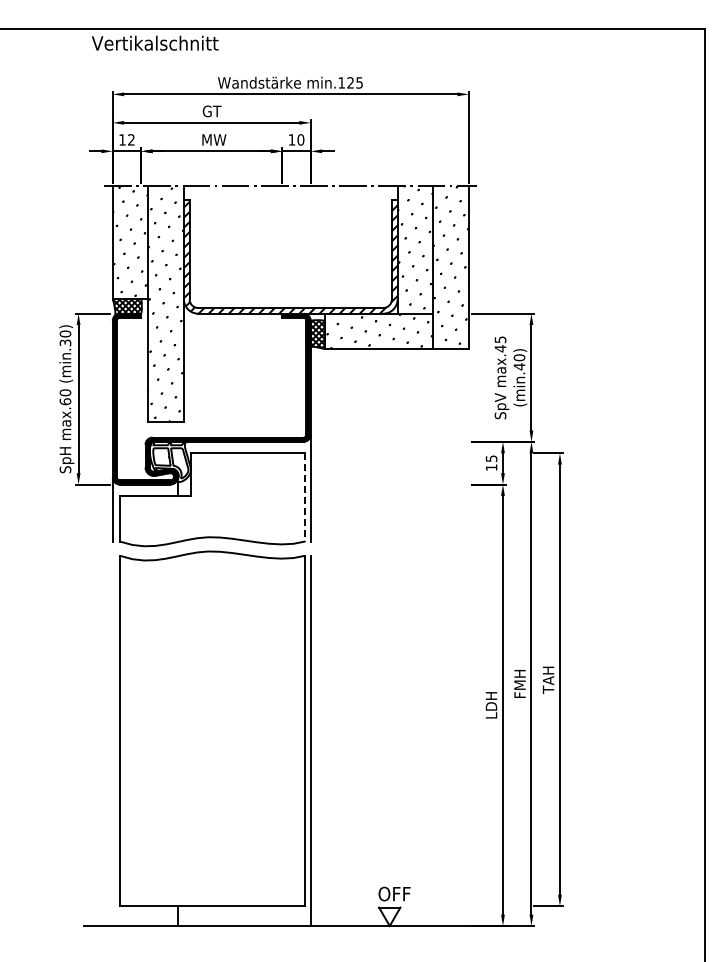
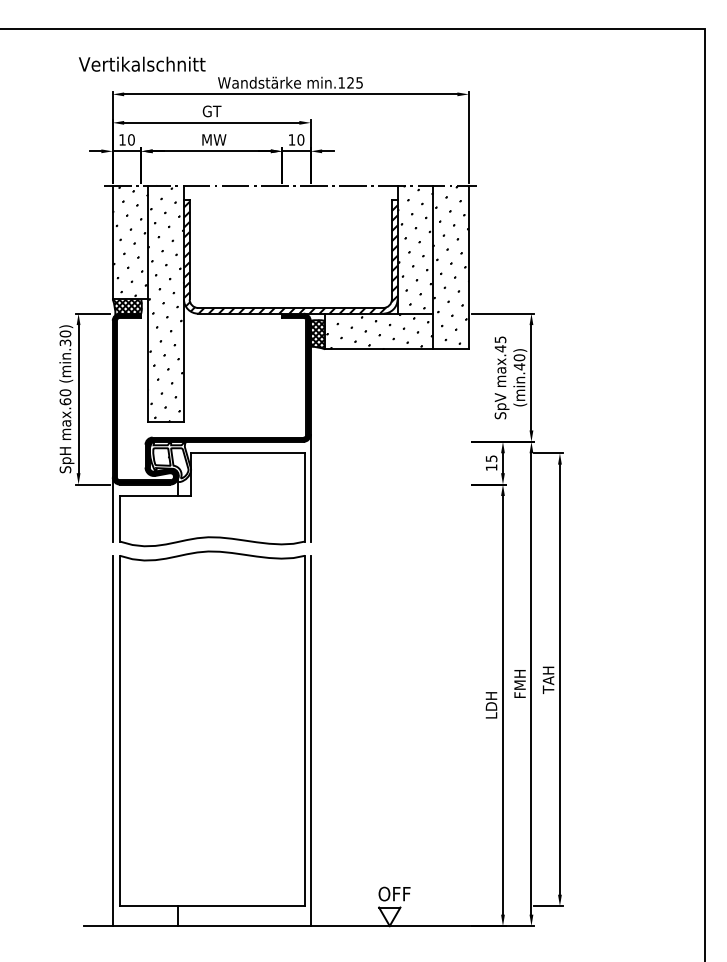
text position: (155, 42) -> (142, 63) (142, 63)
text: 12 -> 10 (131, 139)
line: dashed -> solid (305, 497)
line: none -> present (112, 740)
